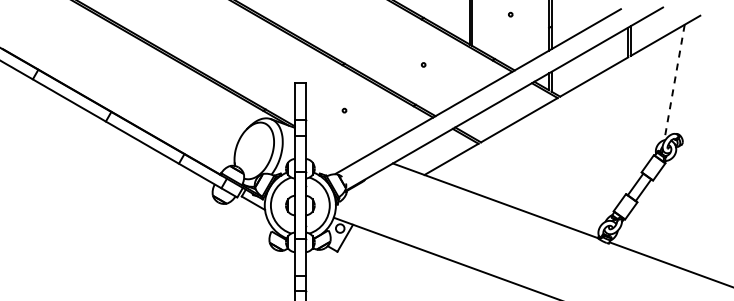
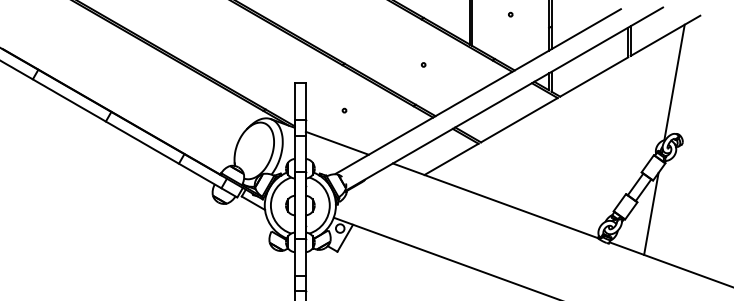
line: dashed -> solid (674, 82)
line: none -> present (336, 142)
line: none -> present (651, 213)
